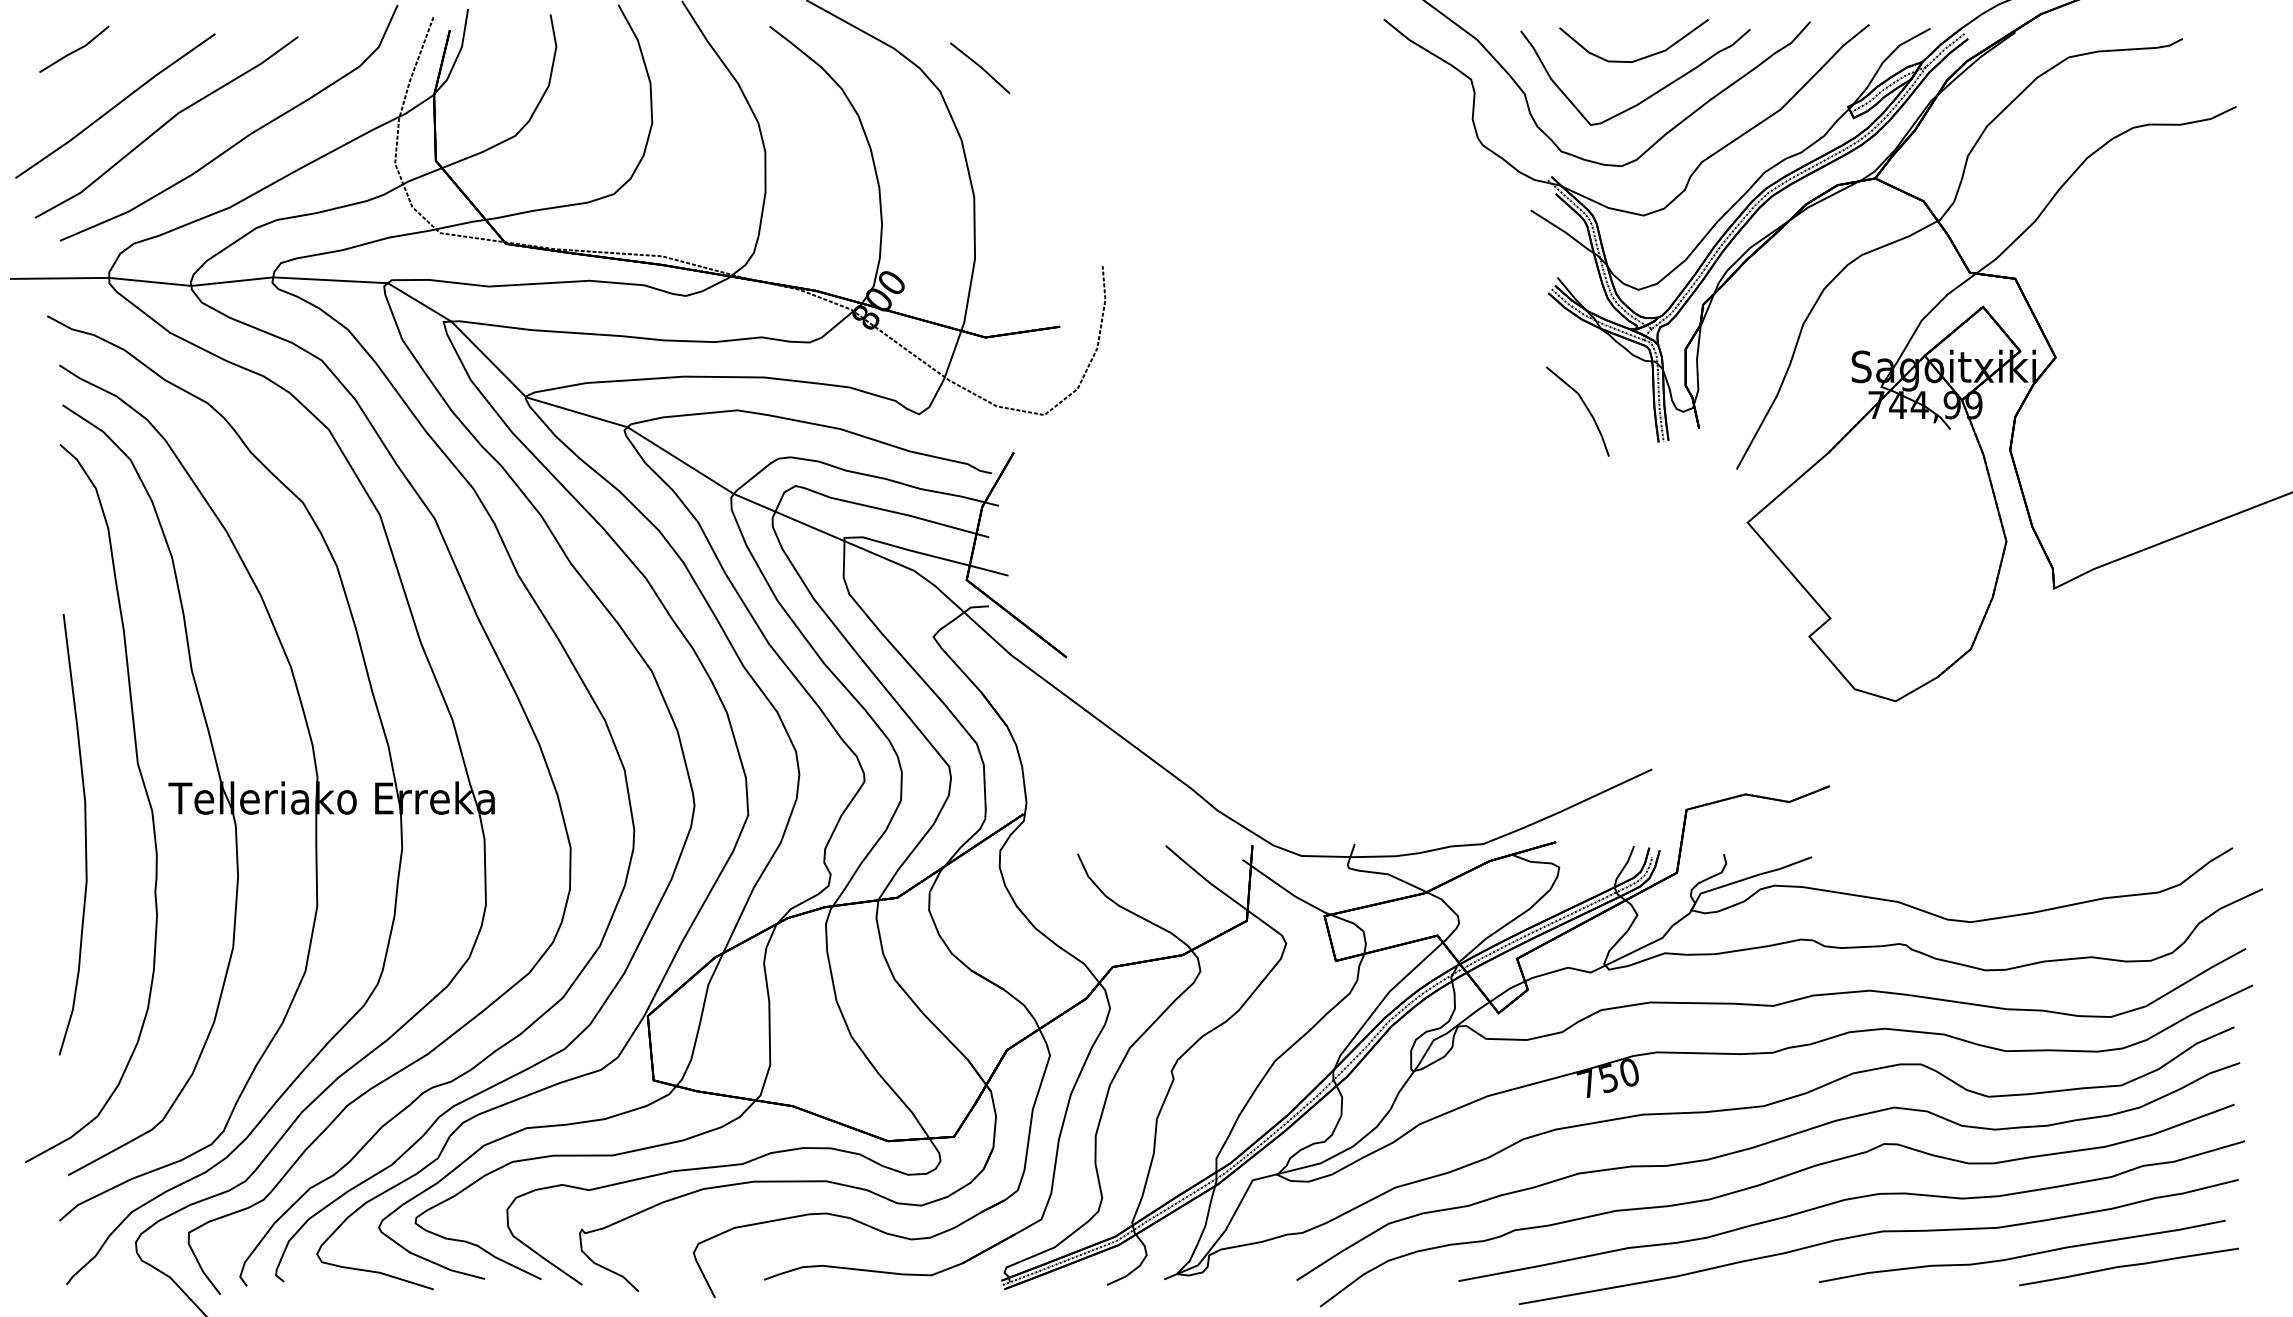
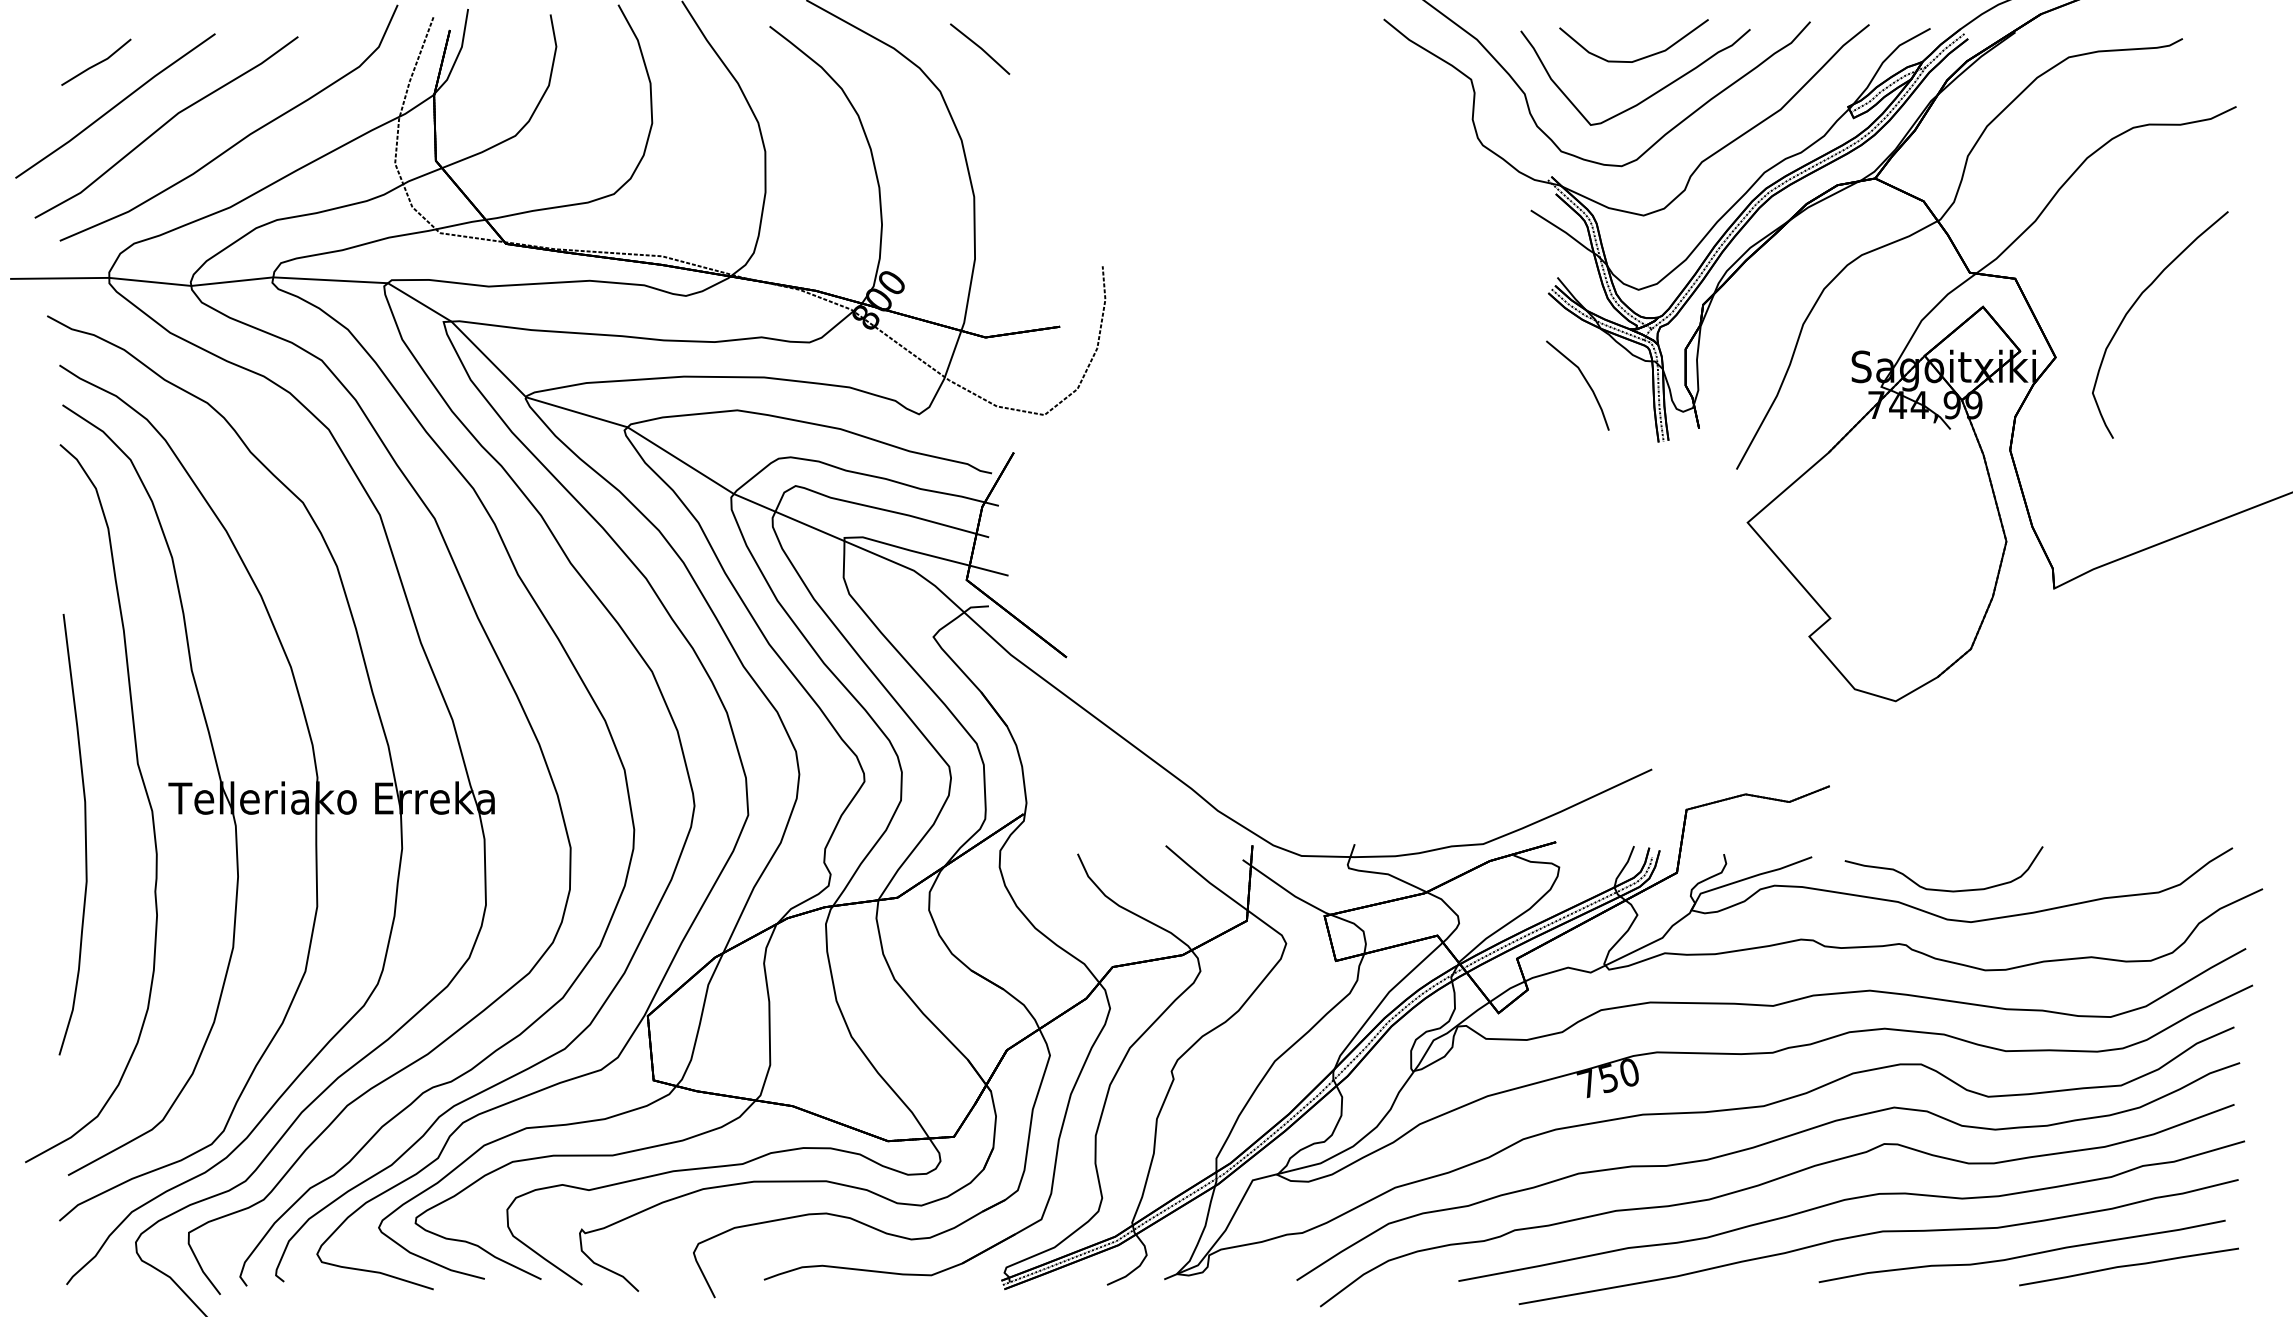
line position: (74, 50) -> (96, 63) (96, 63)
line position: (980, 67) -> (980, 48) (980, 48)
curve: none -> present (2134, 305)
line position: (1585, 407) -> (1585, 381) (1585, 381)
curve: none -> present (1943, 889)
